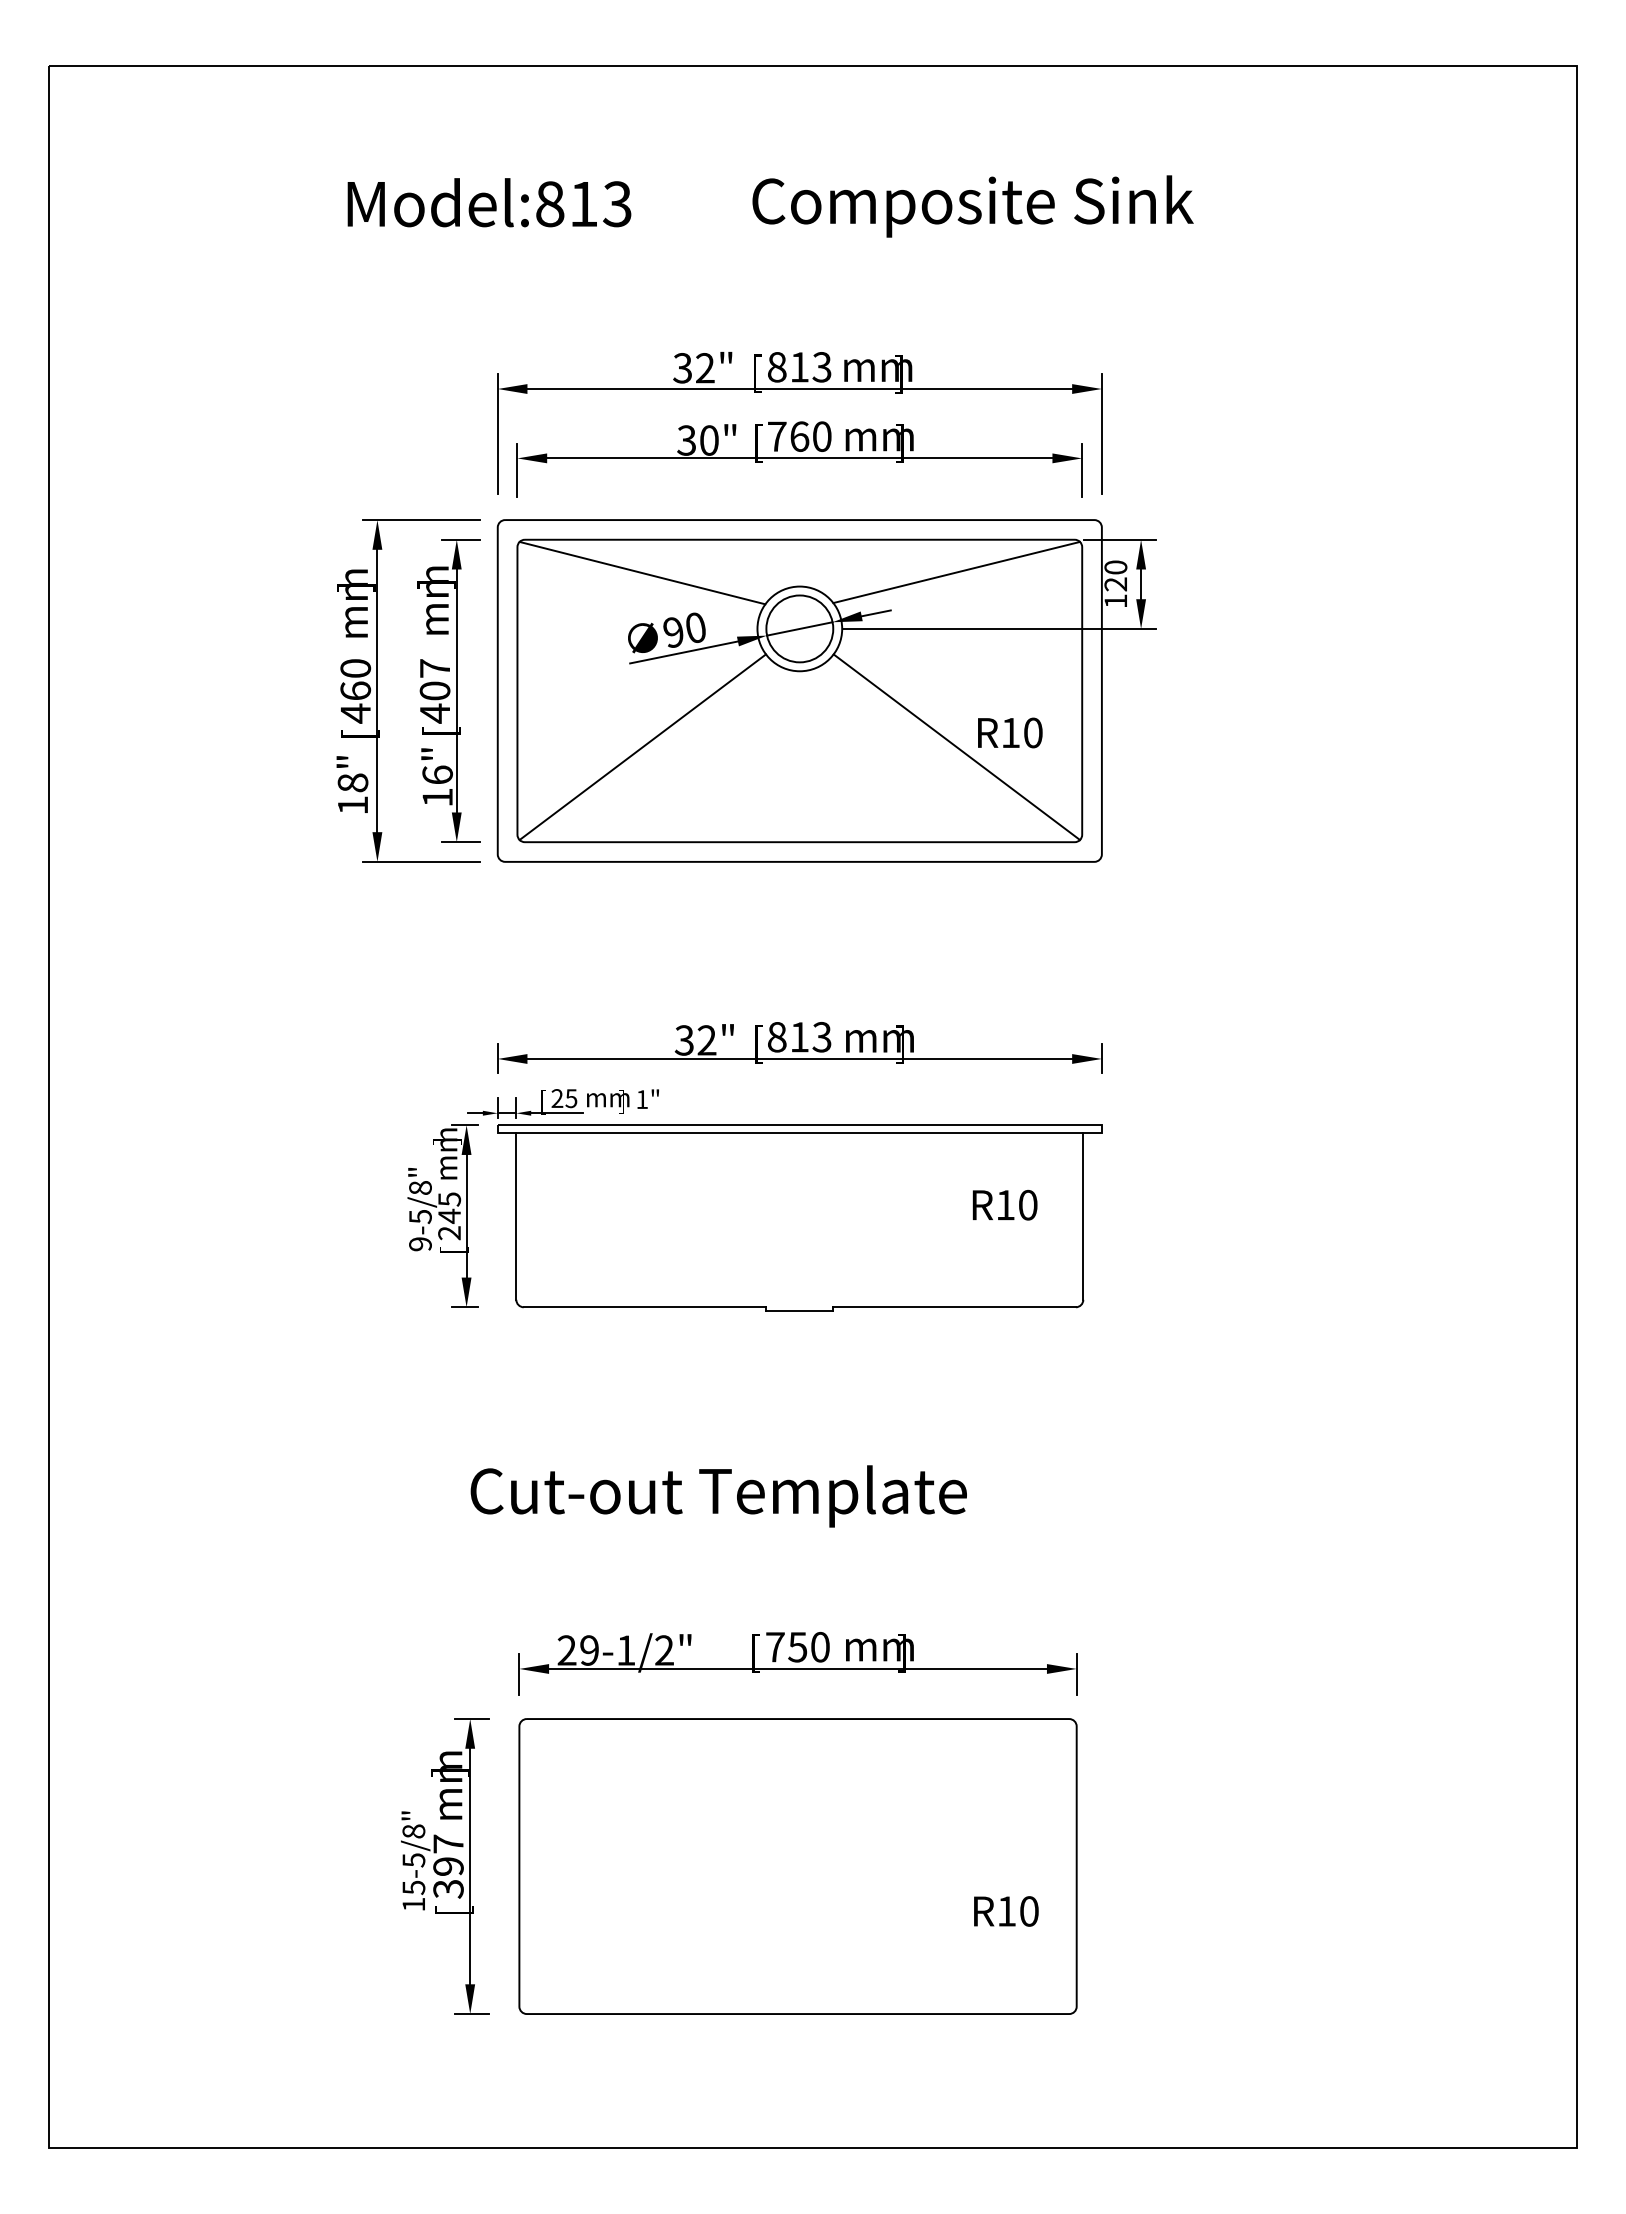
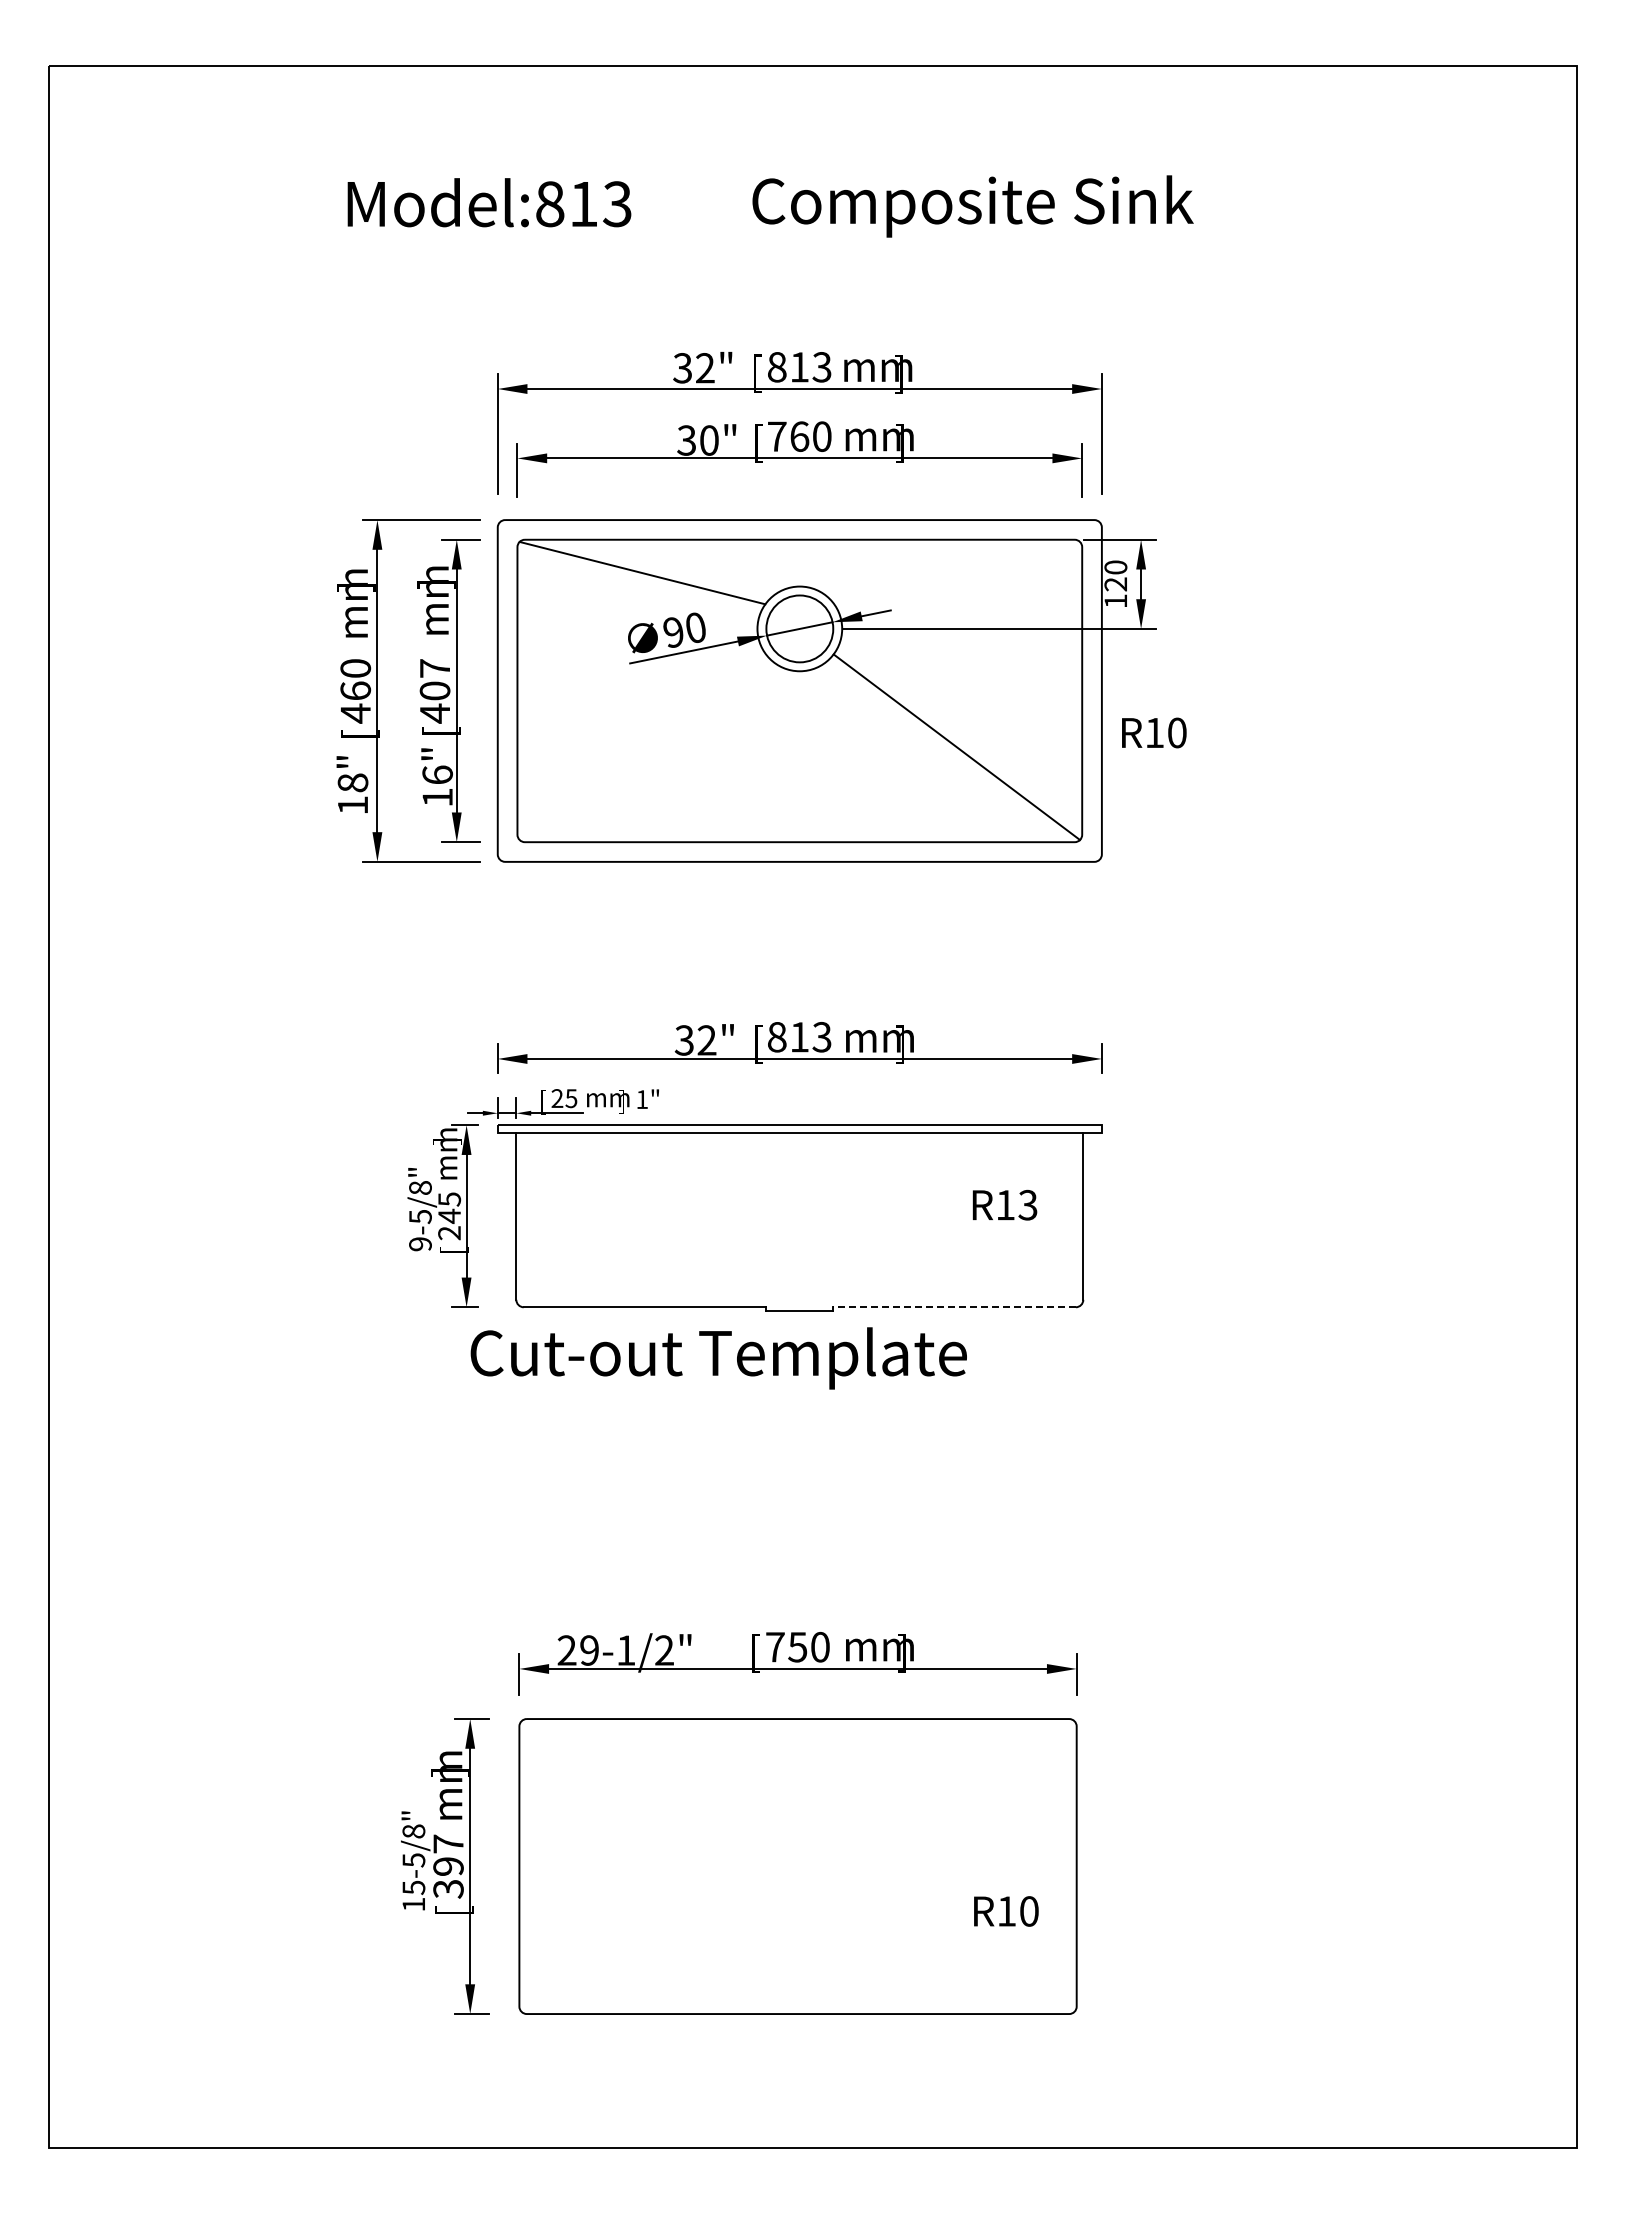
line: present -> none (956, 572)
text position: (1010, 732) -> (1154, 732) (1154, 732)
line: present -> none (642, 747)
text: R10 -> R13 (1027, 1205)
line: solid -> dashed (954, 1307)
text position: (718, 1496) -> (718, 1358) (718, 1358)
